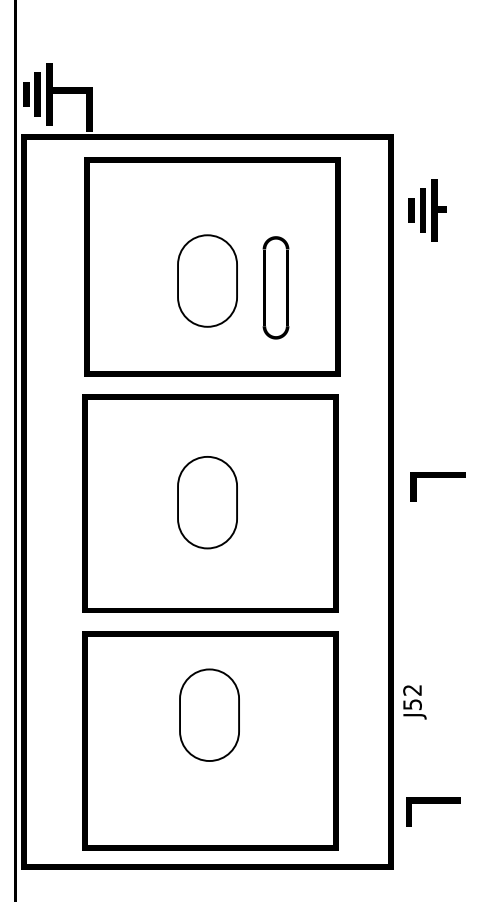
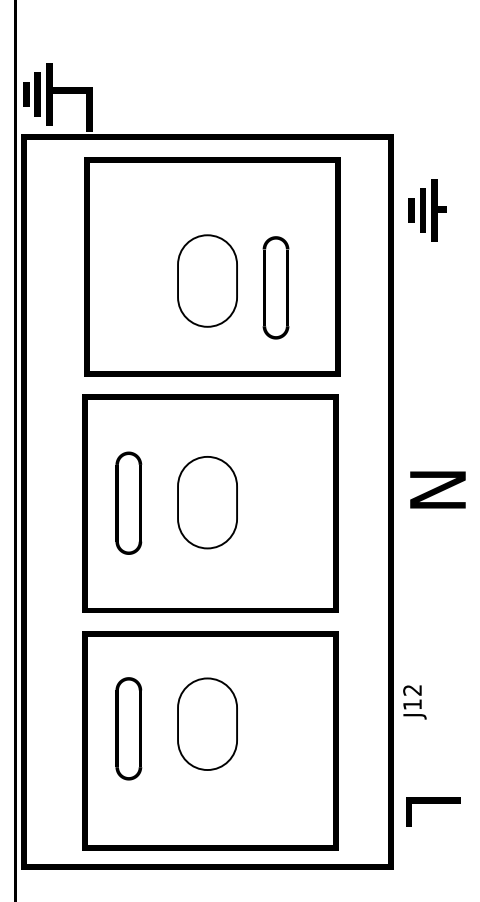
text: L -> N (437, 489)
curve: none -> present (118, 502)
text: J52 -> J12 (412, 704)
part position: (209, 714) -> (207, 723) (207, 723)
part: none -> present (128, 728)
